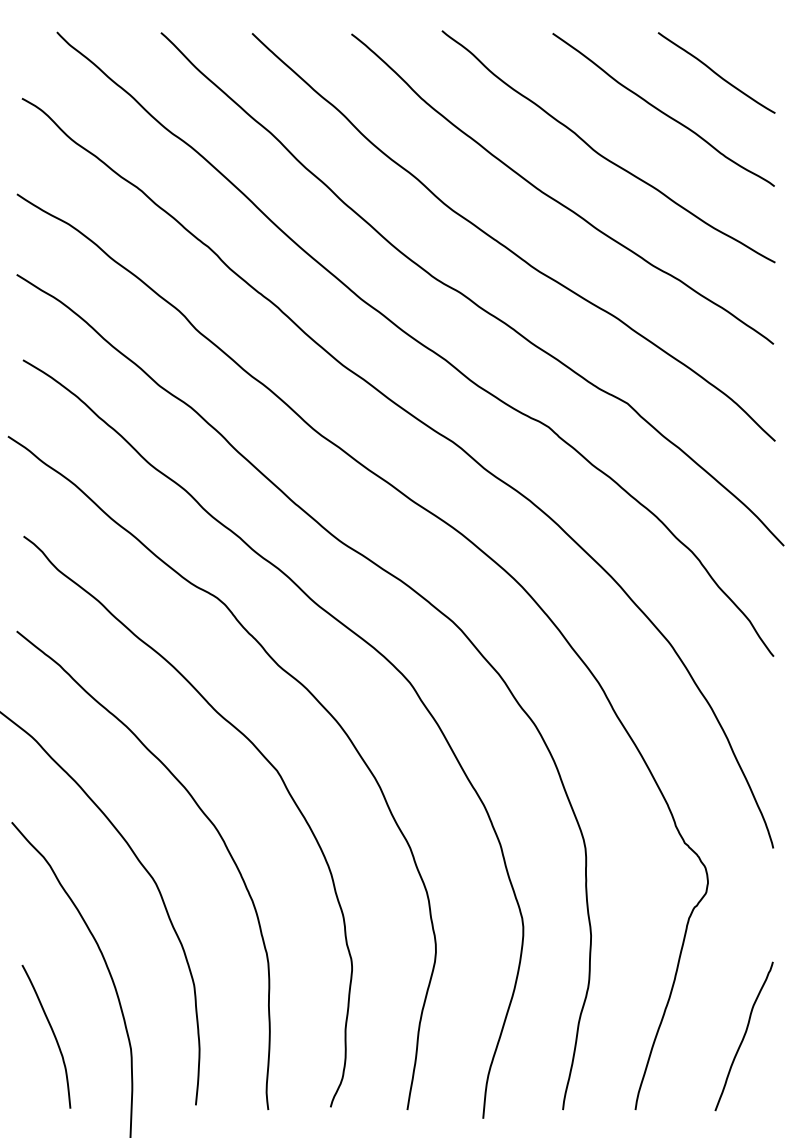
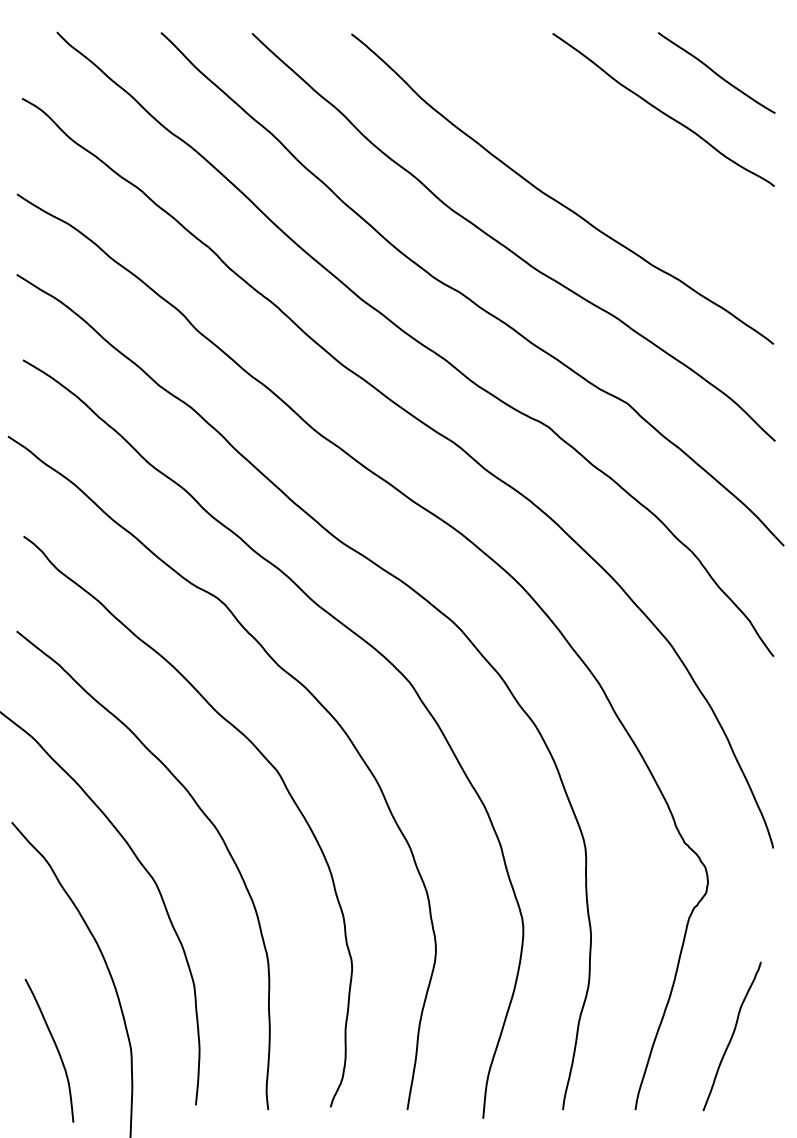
curve: present -> none (601, 154)
curve position: (52, 1033) -> (55, 1047) (55, 1047)
curve position: (743, 1036) -> (731, 1036) (731, 1036)
